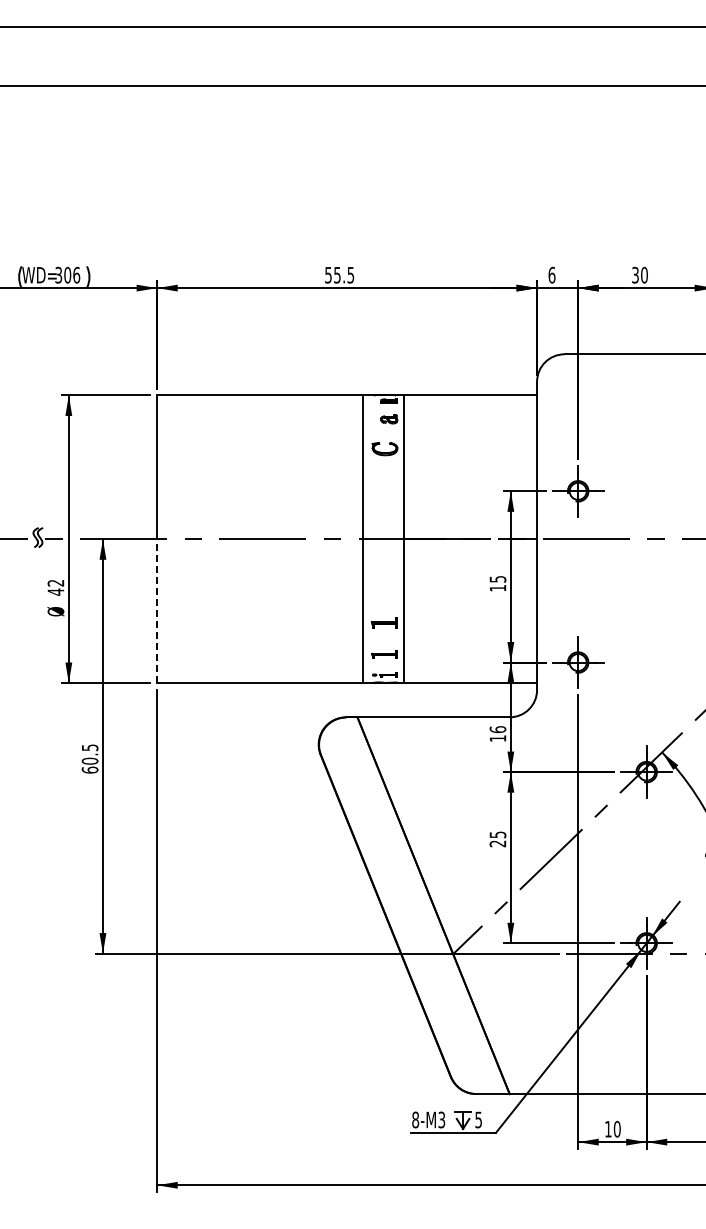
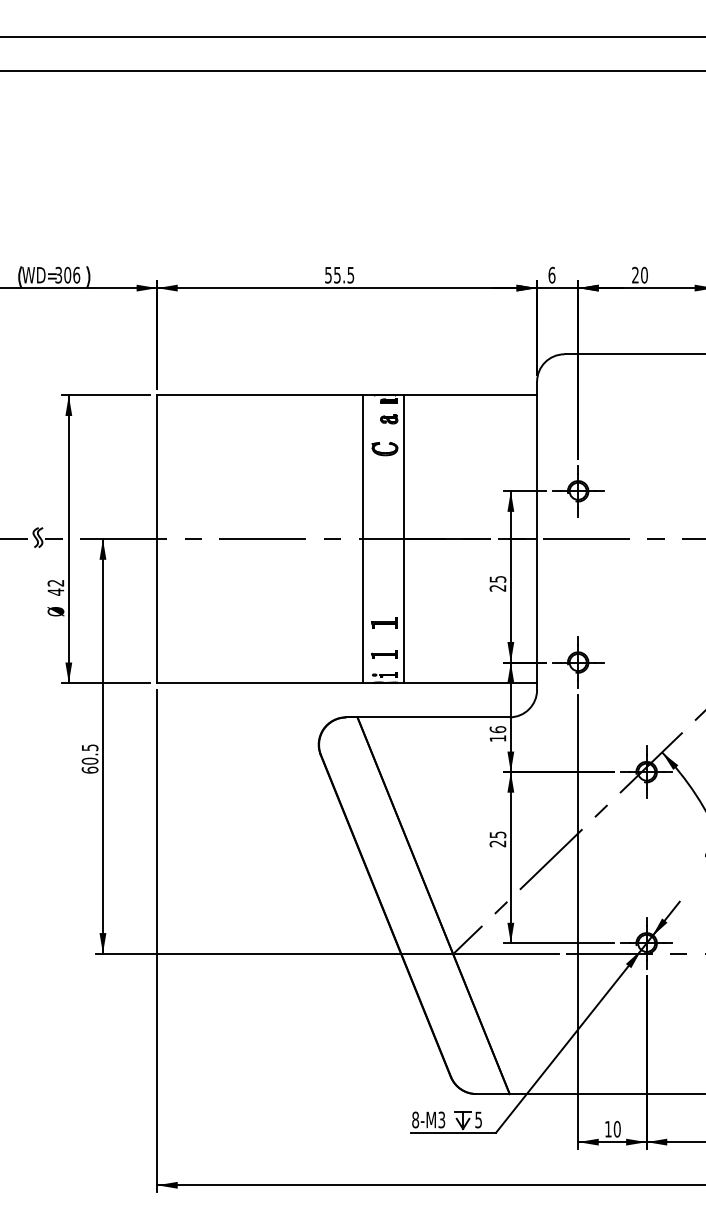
line position: (352, 26) -> (352, 36) (352, 36)
line position: (352, 86) -> (352, 71) (352, 71)
text: 30 -> 20 (635, 275)
text: 15 -> 25 (497, 588)
line: dashed -> solid (157, 611)
